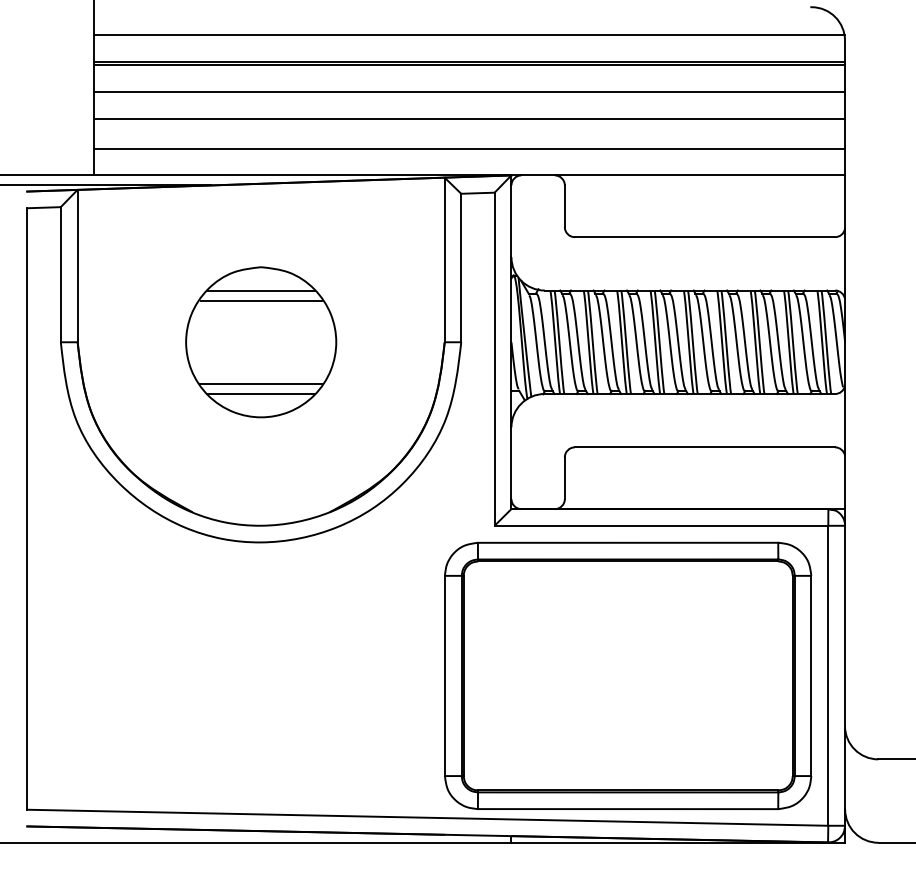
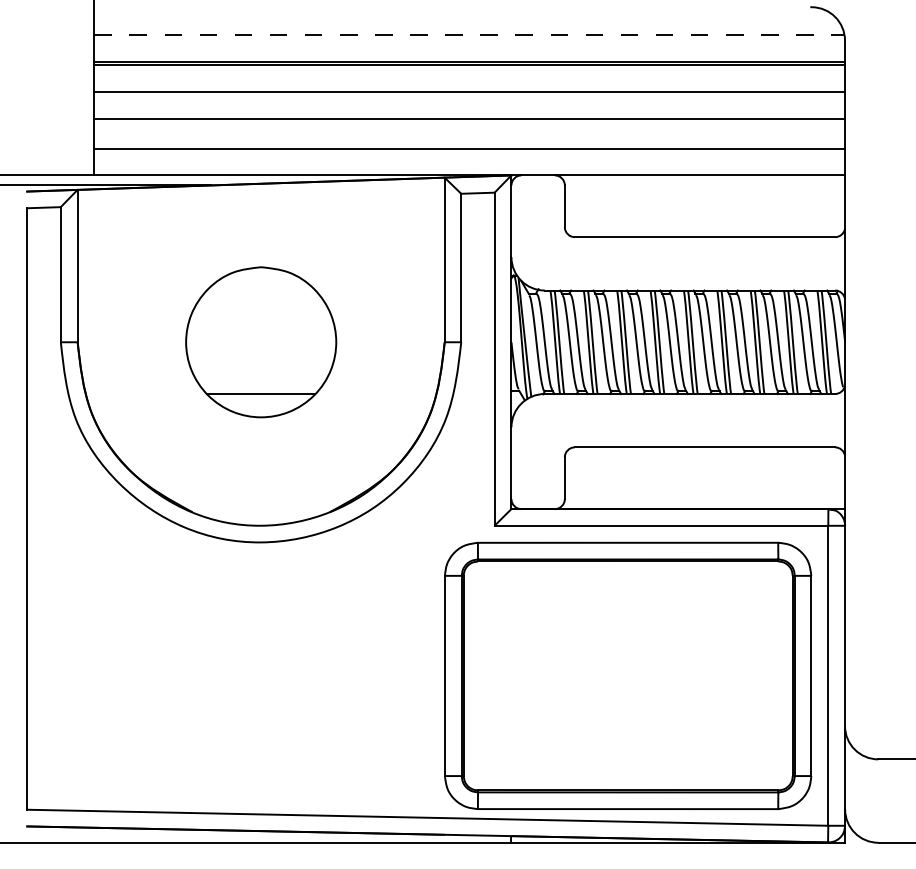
line: solid -> dashed (469, 34)
line: present -> none (261, 290)
line: present -> none (260, 300)
line: present -> none (261, 383)
